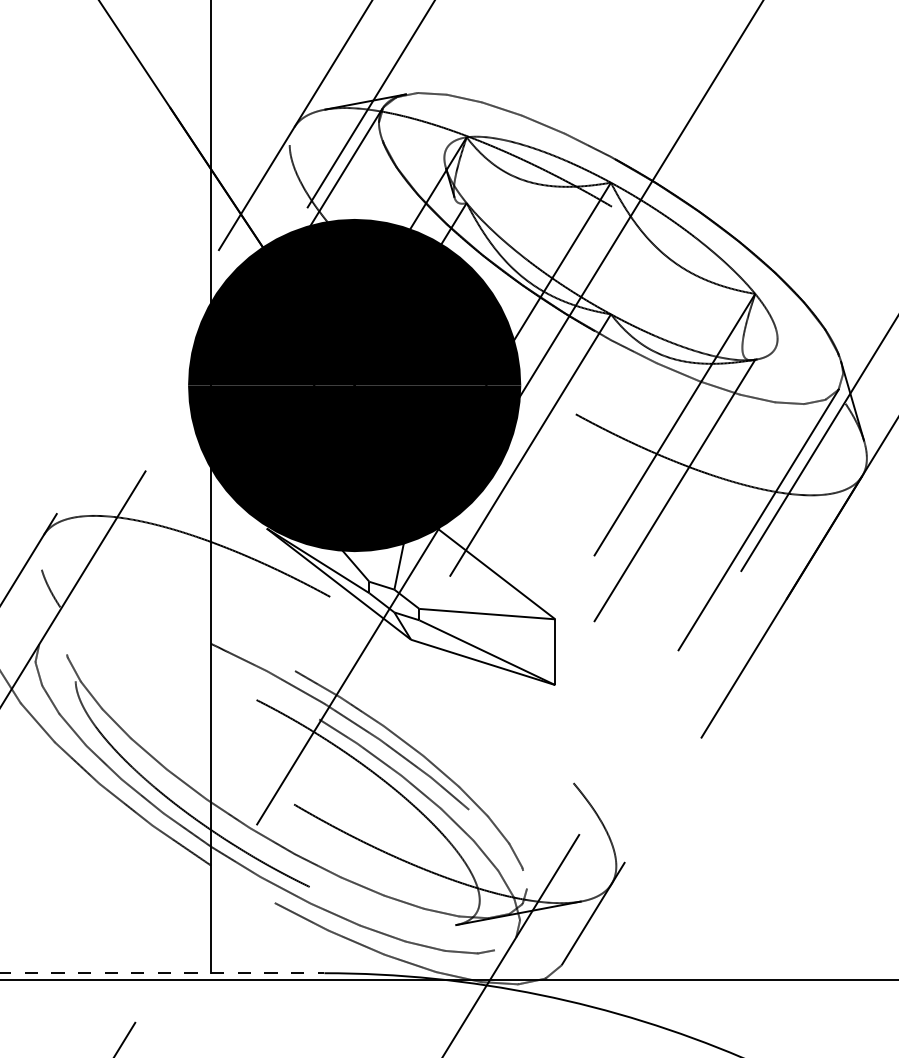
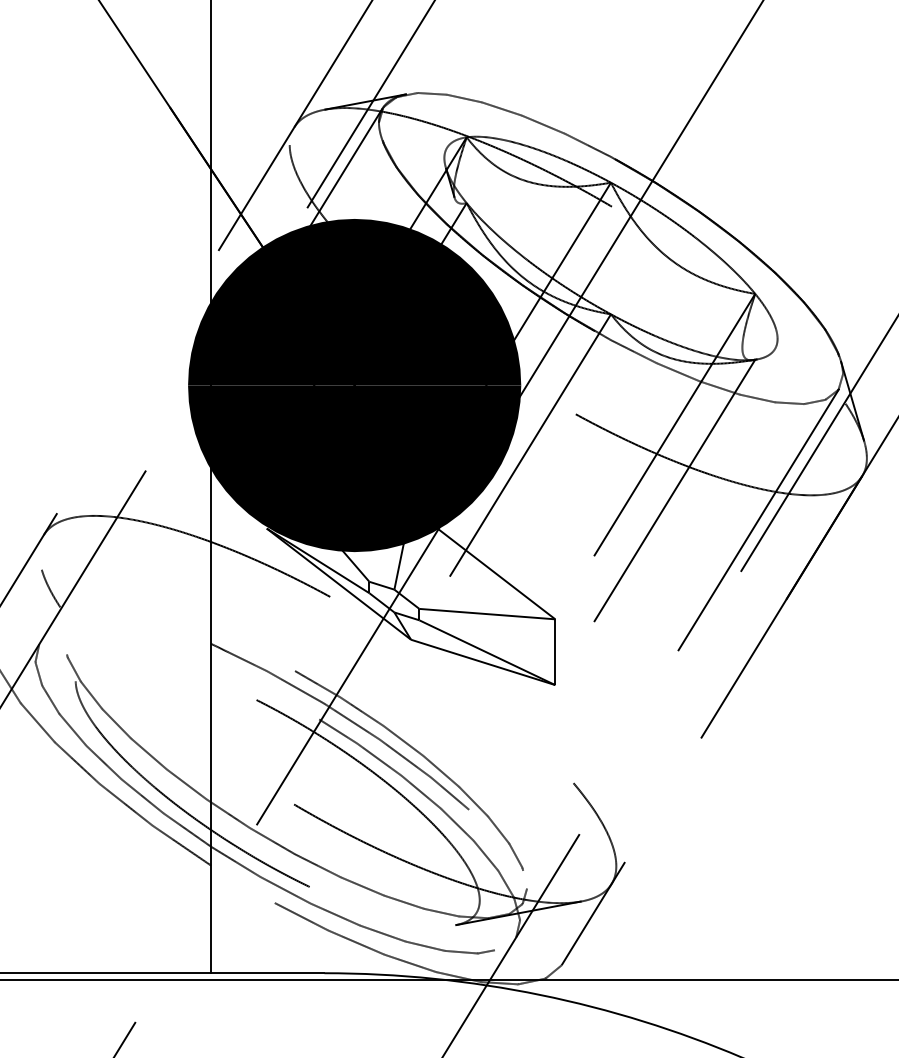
line: dashed -> solid (162, 973)
